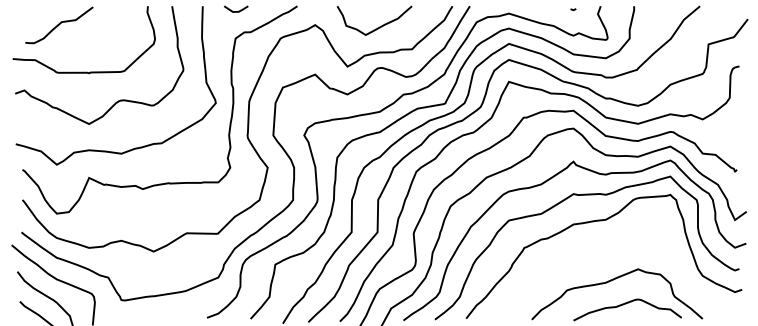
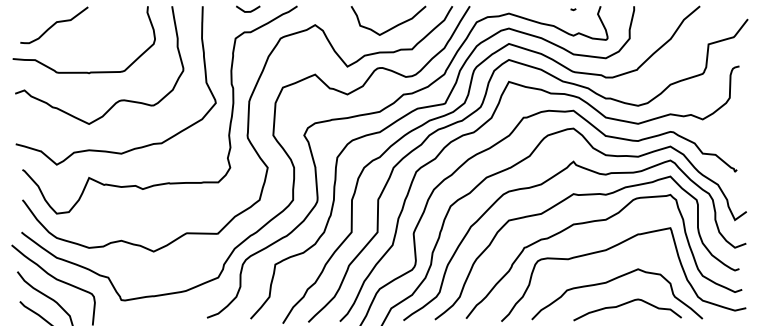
line position: (238, 10) -> (250, 10) (250, 10)
curve position: (59, 25) -> (54, 25) (54, 25)
curve position: (377, 27) -> (391, 27) (391, 27)
curve: none -> present (610, 249)
